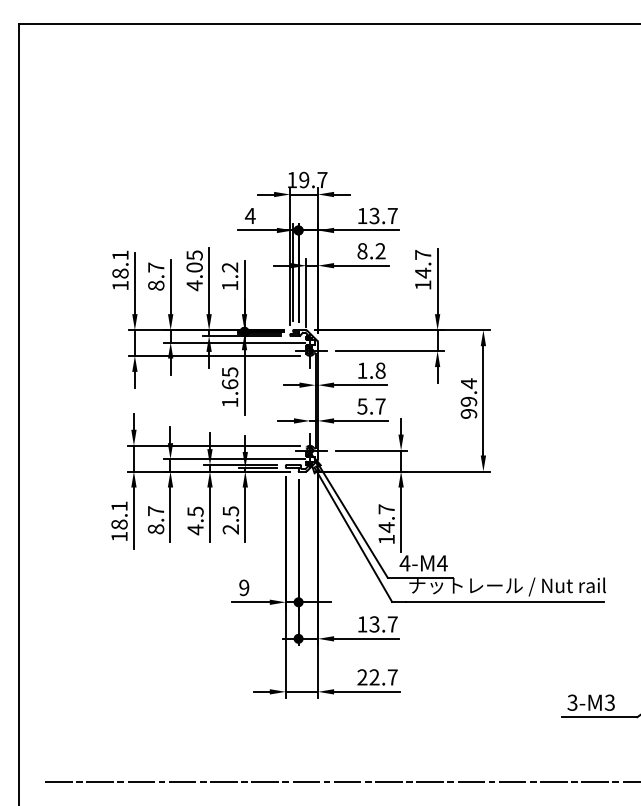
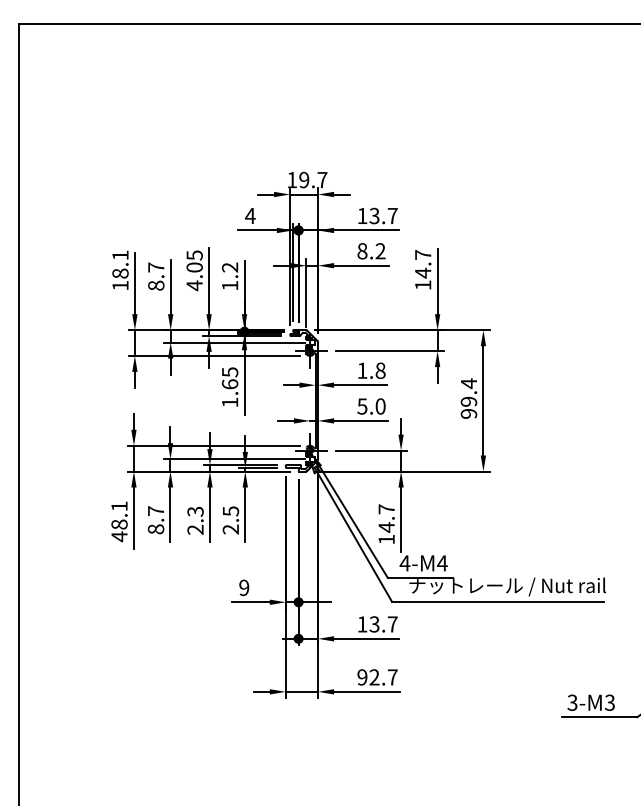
text: 5.7 -> 5.0 (380, 406)
text: 4.5 -> 2.3 (195, 520)
text: 18.1 -> 48.1 (119, 536)
text: 22.7 -> 92.7 (362, 677)
line: present -> none (341, 781)
